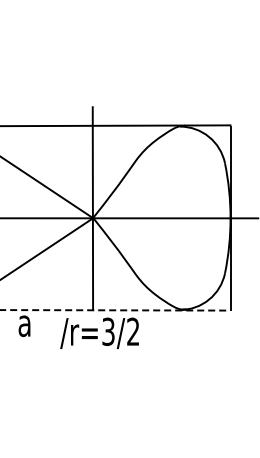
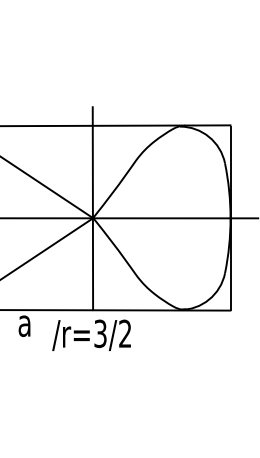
line: dashed -> solid (115, 310)
text position: (99, 332) -> (91, 334) (91, 334)
